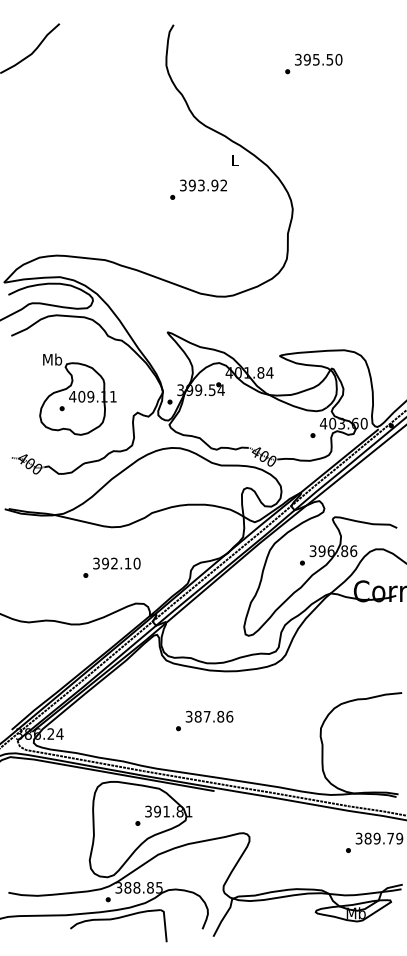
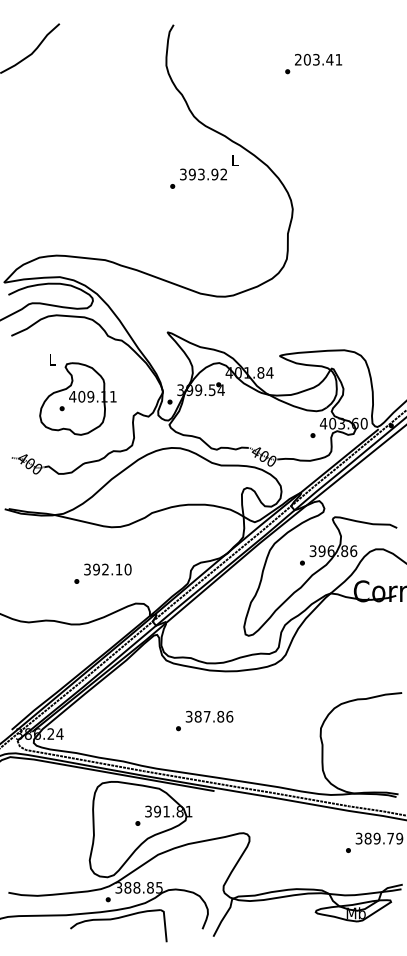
text: 395.50 -> 203.41 (318, 59)
text position: (198, 189) -> (198, 178) (198, 178)
text: Mb -> L (52, 359)
text position: (111, 567) -> (102, 573) (102, 573)
